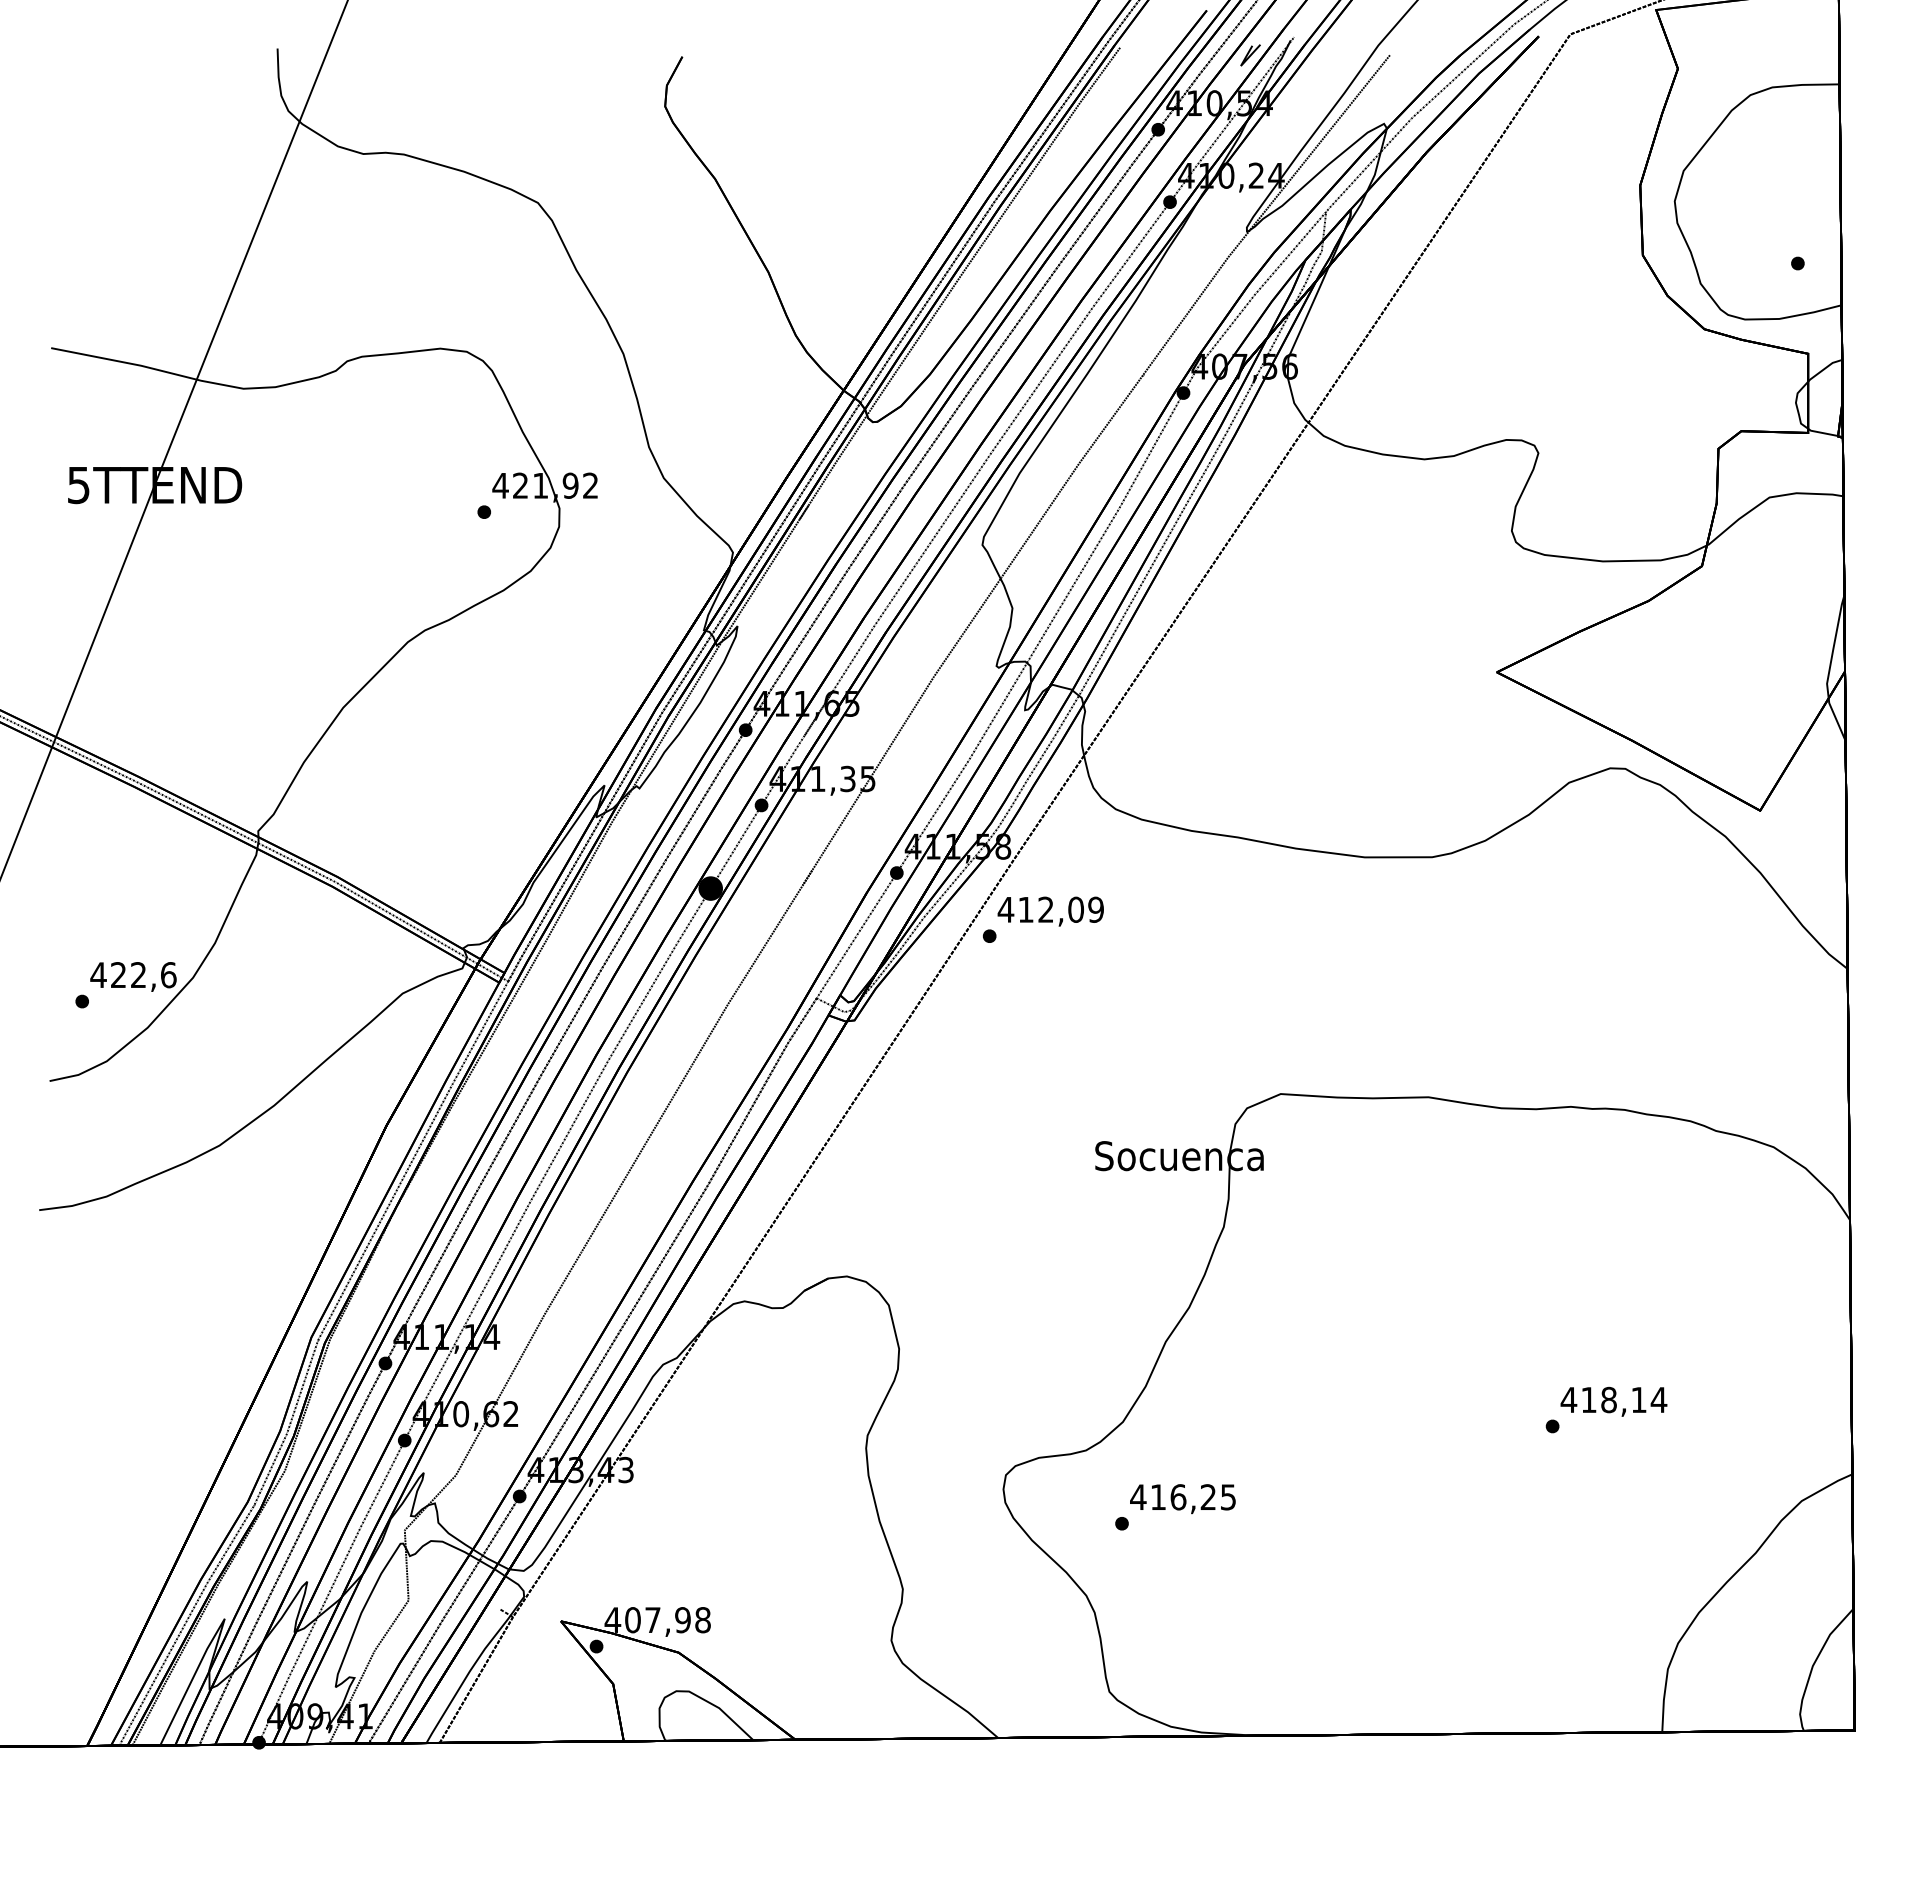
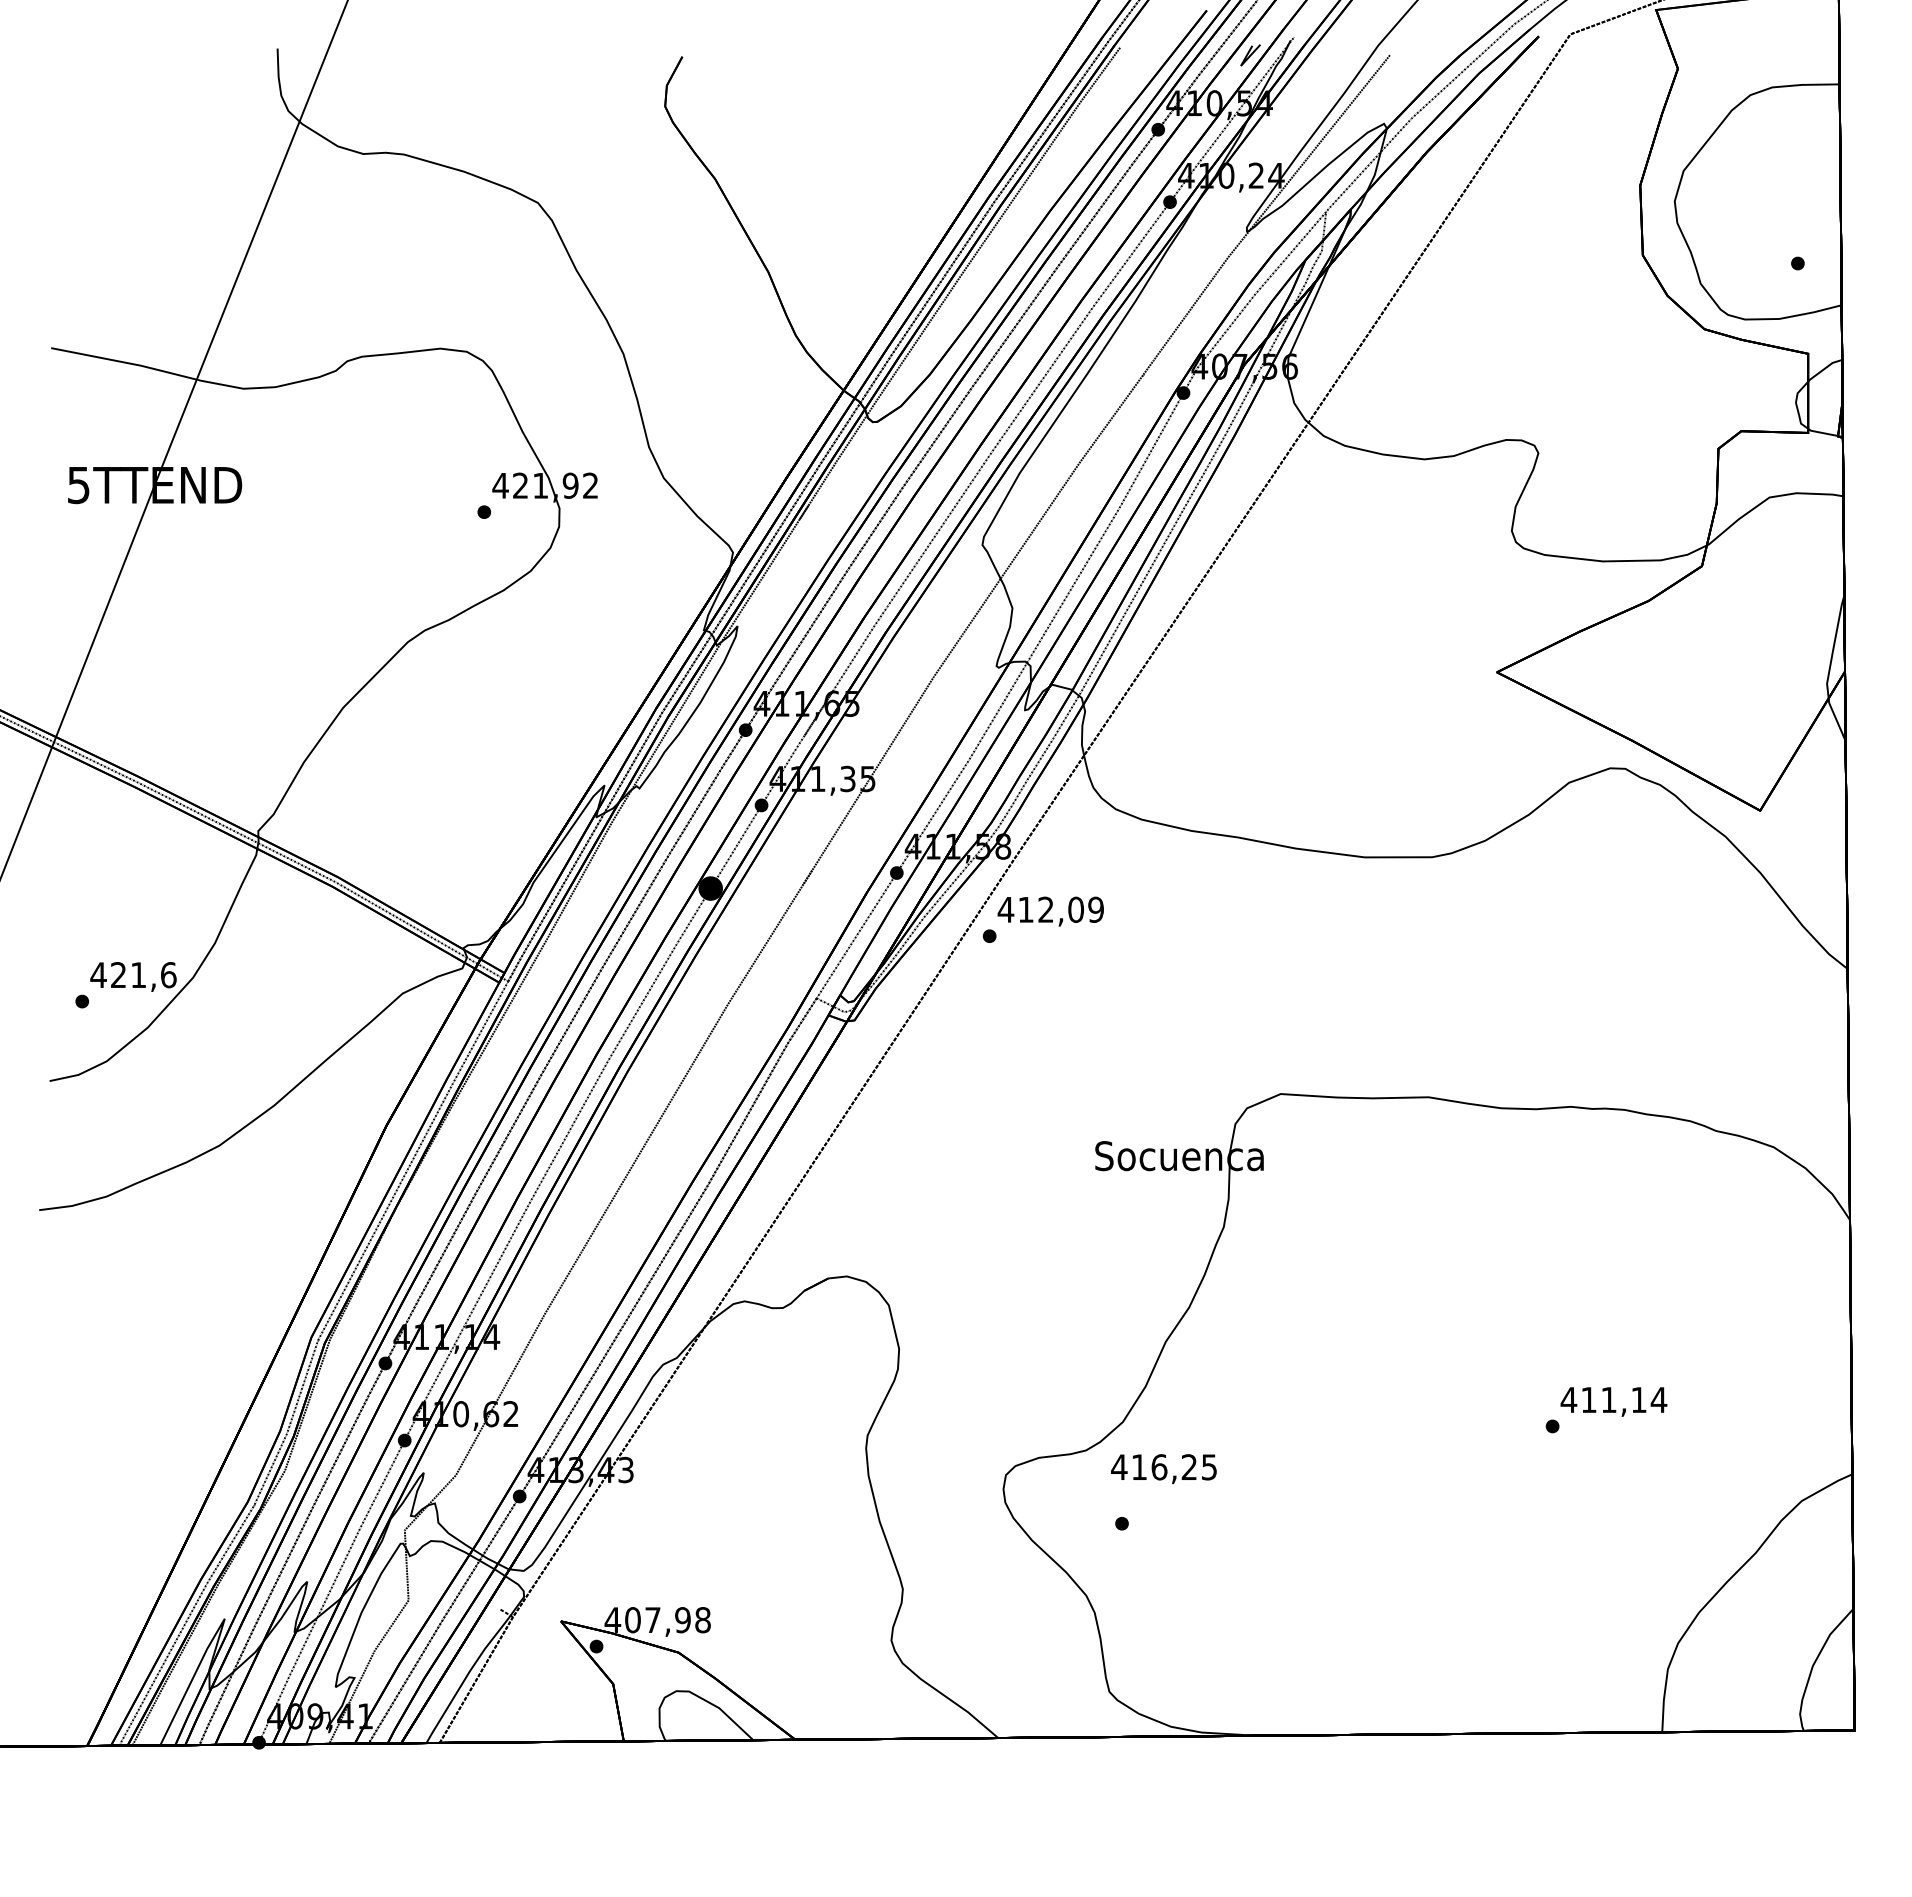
text: 422,6 -> 421,6 (138, 974)
text: 418,14 -> 411,14 (1608, 1399)
text position: (1182, 1499) -> (1163, 1469) (1163, 1469)
